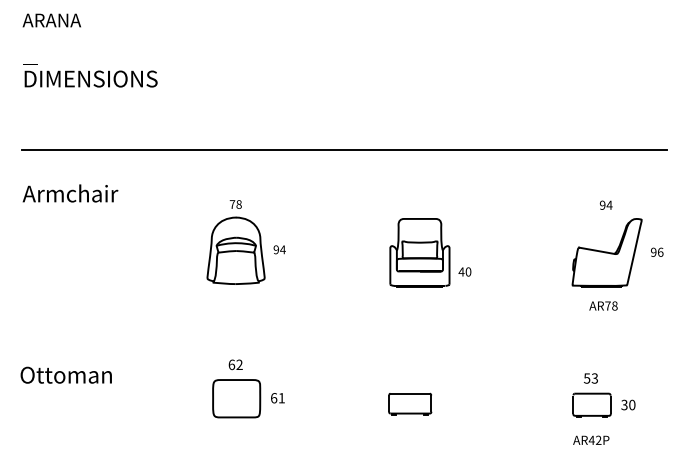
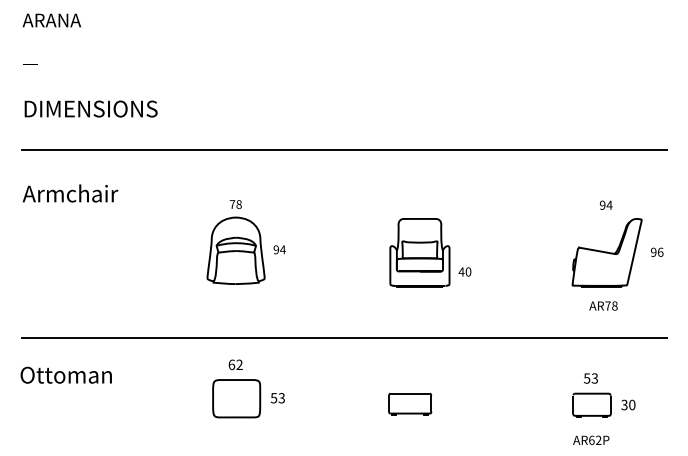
text position: (90, 78) -> (90, 108) (90, 108)
line: none -> present (344, 338)
text: 61 -> 53 (277, 398)
text: AR42P -> AR62P (591, 439)
